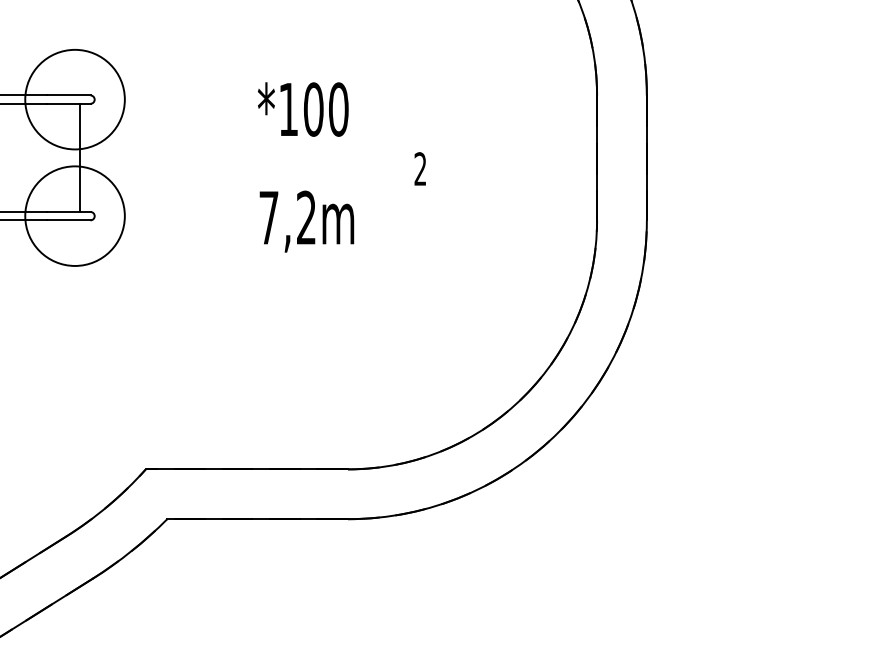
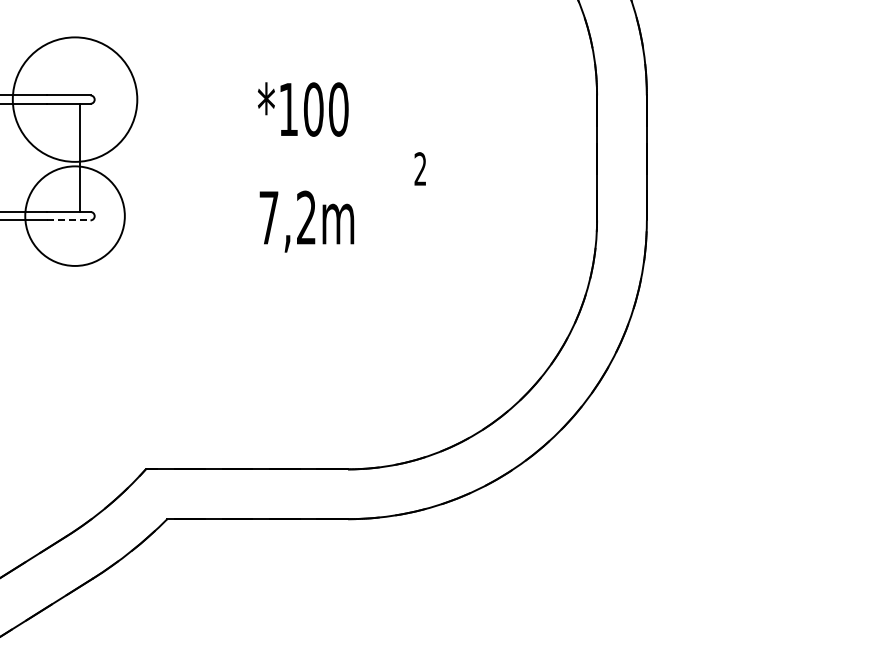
circle diameter: 100 px -> 124 px (74, 99)
line: solid -> dashed (68, 220)
